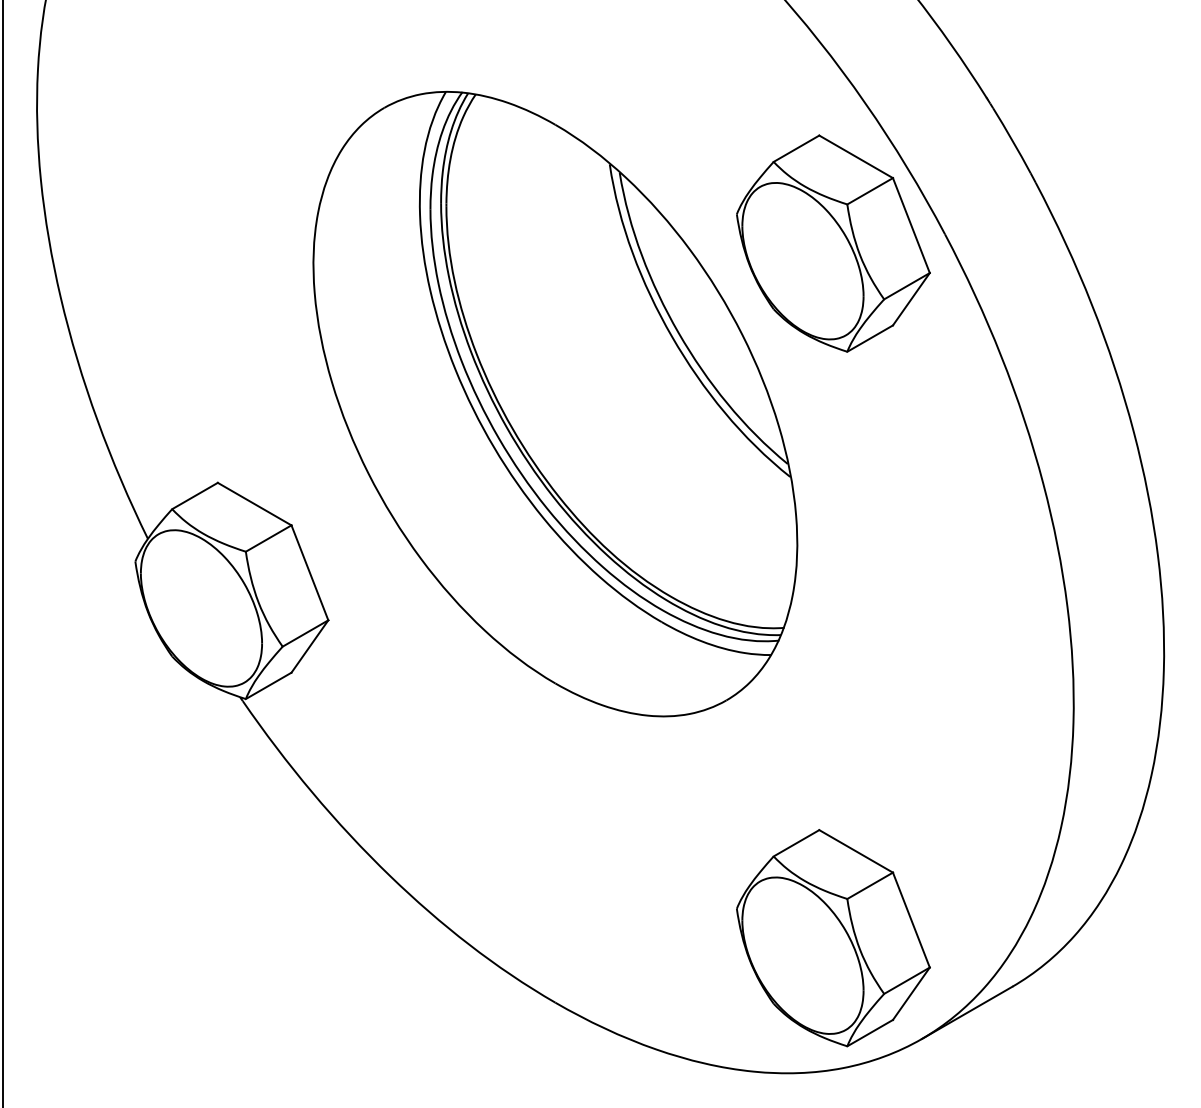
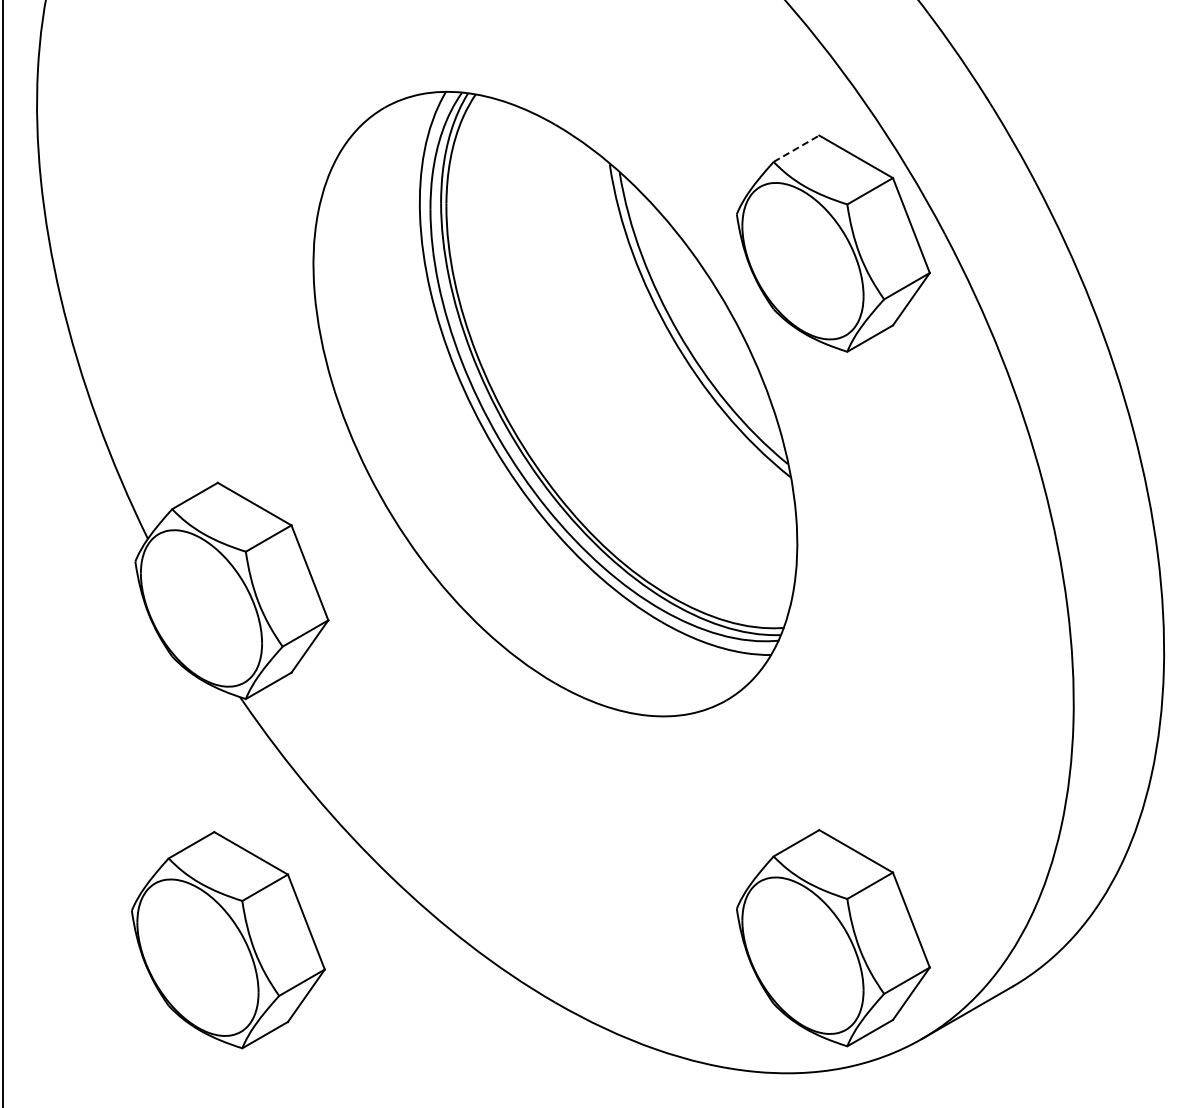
line: solid -> dashed (796, 148)
part: none -> present (228, 940)
